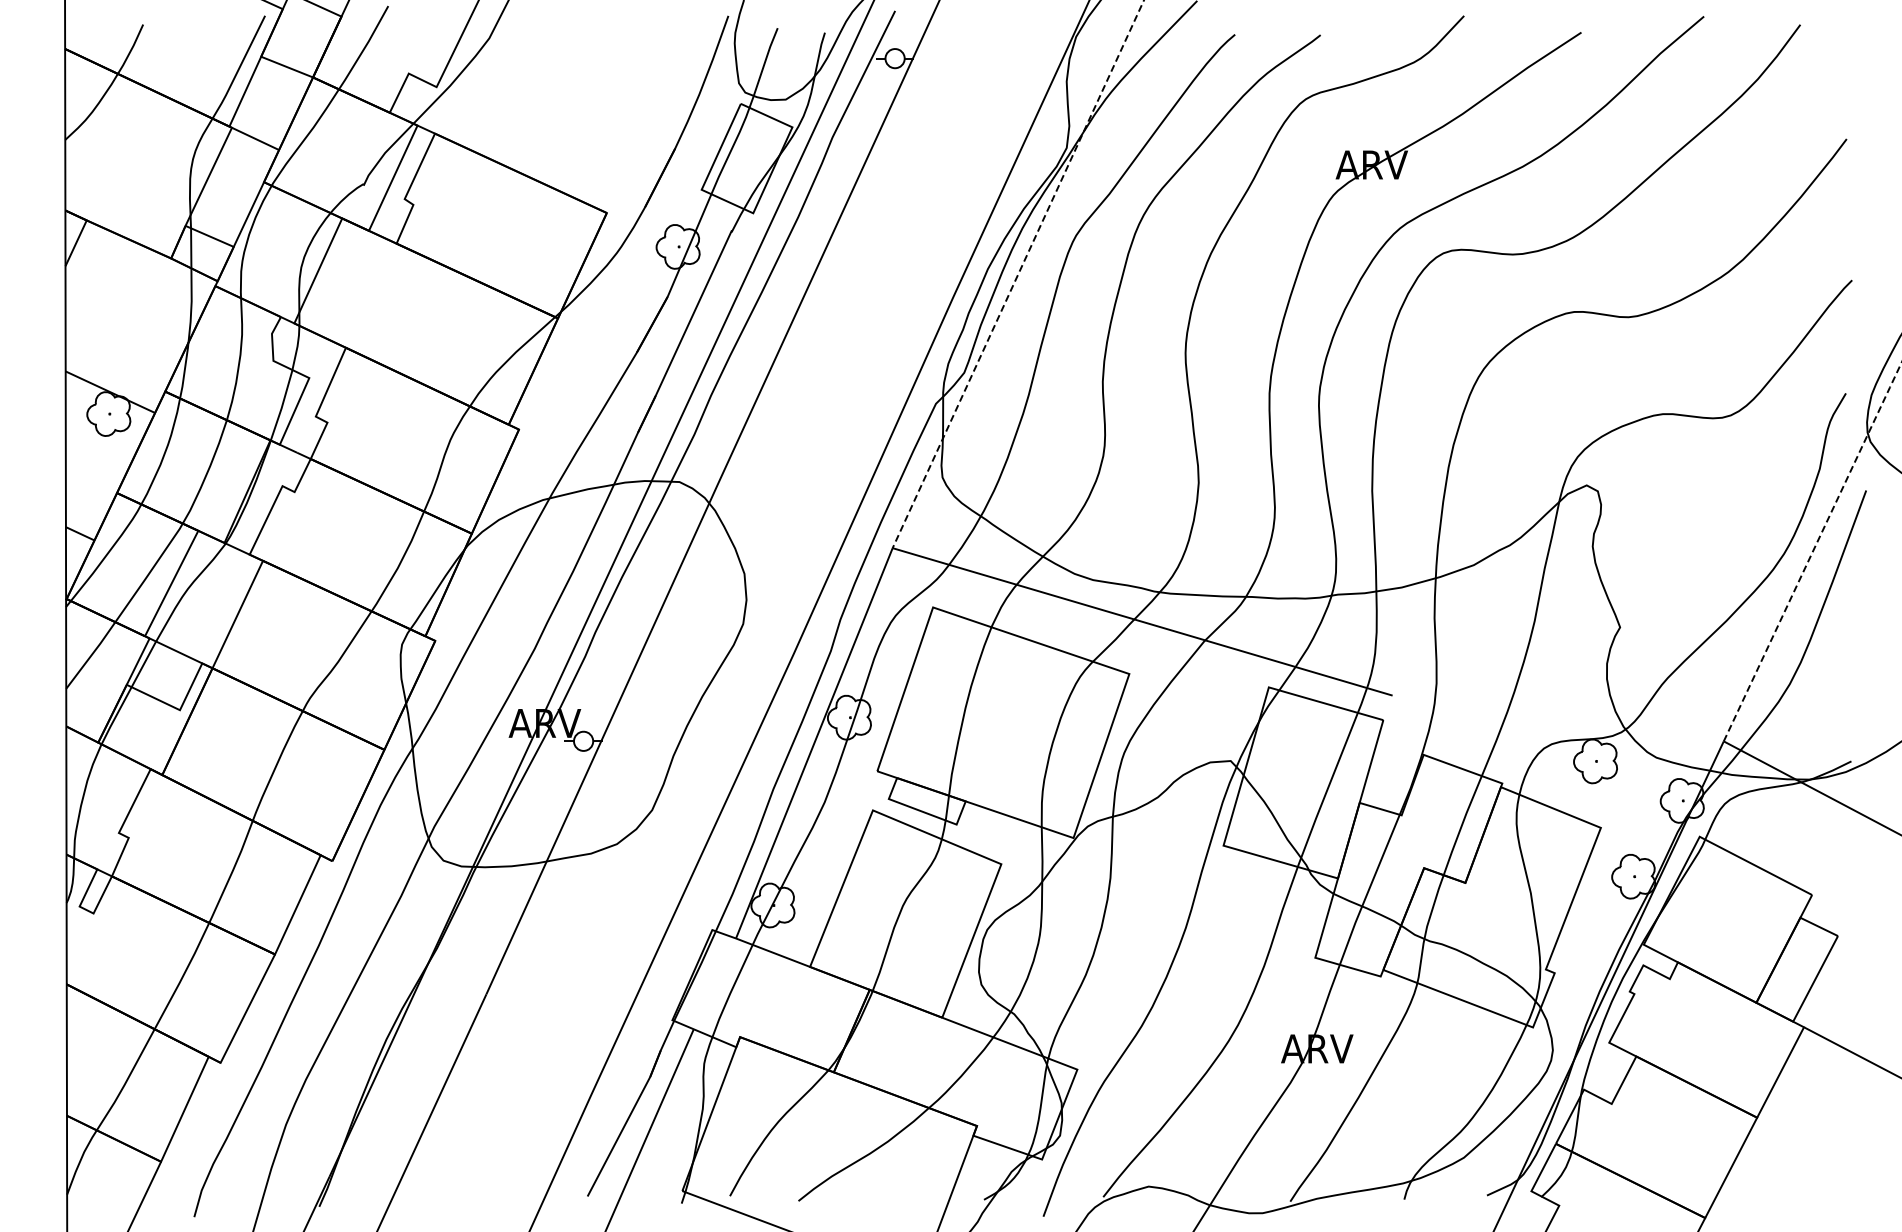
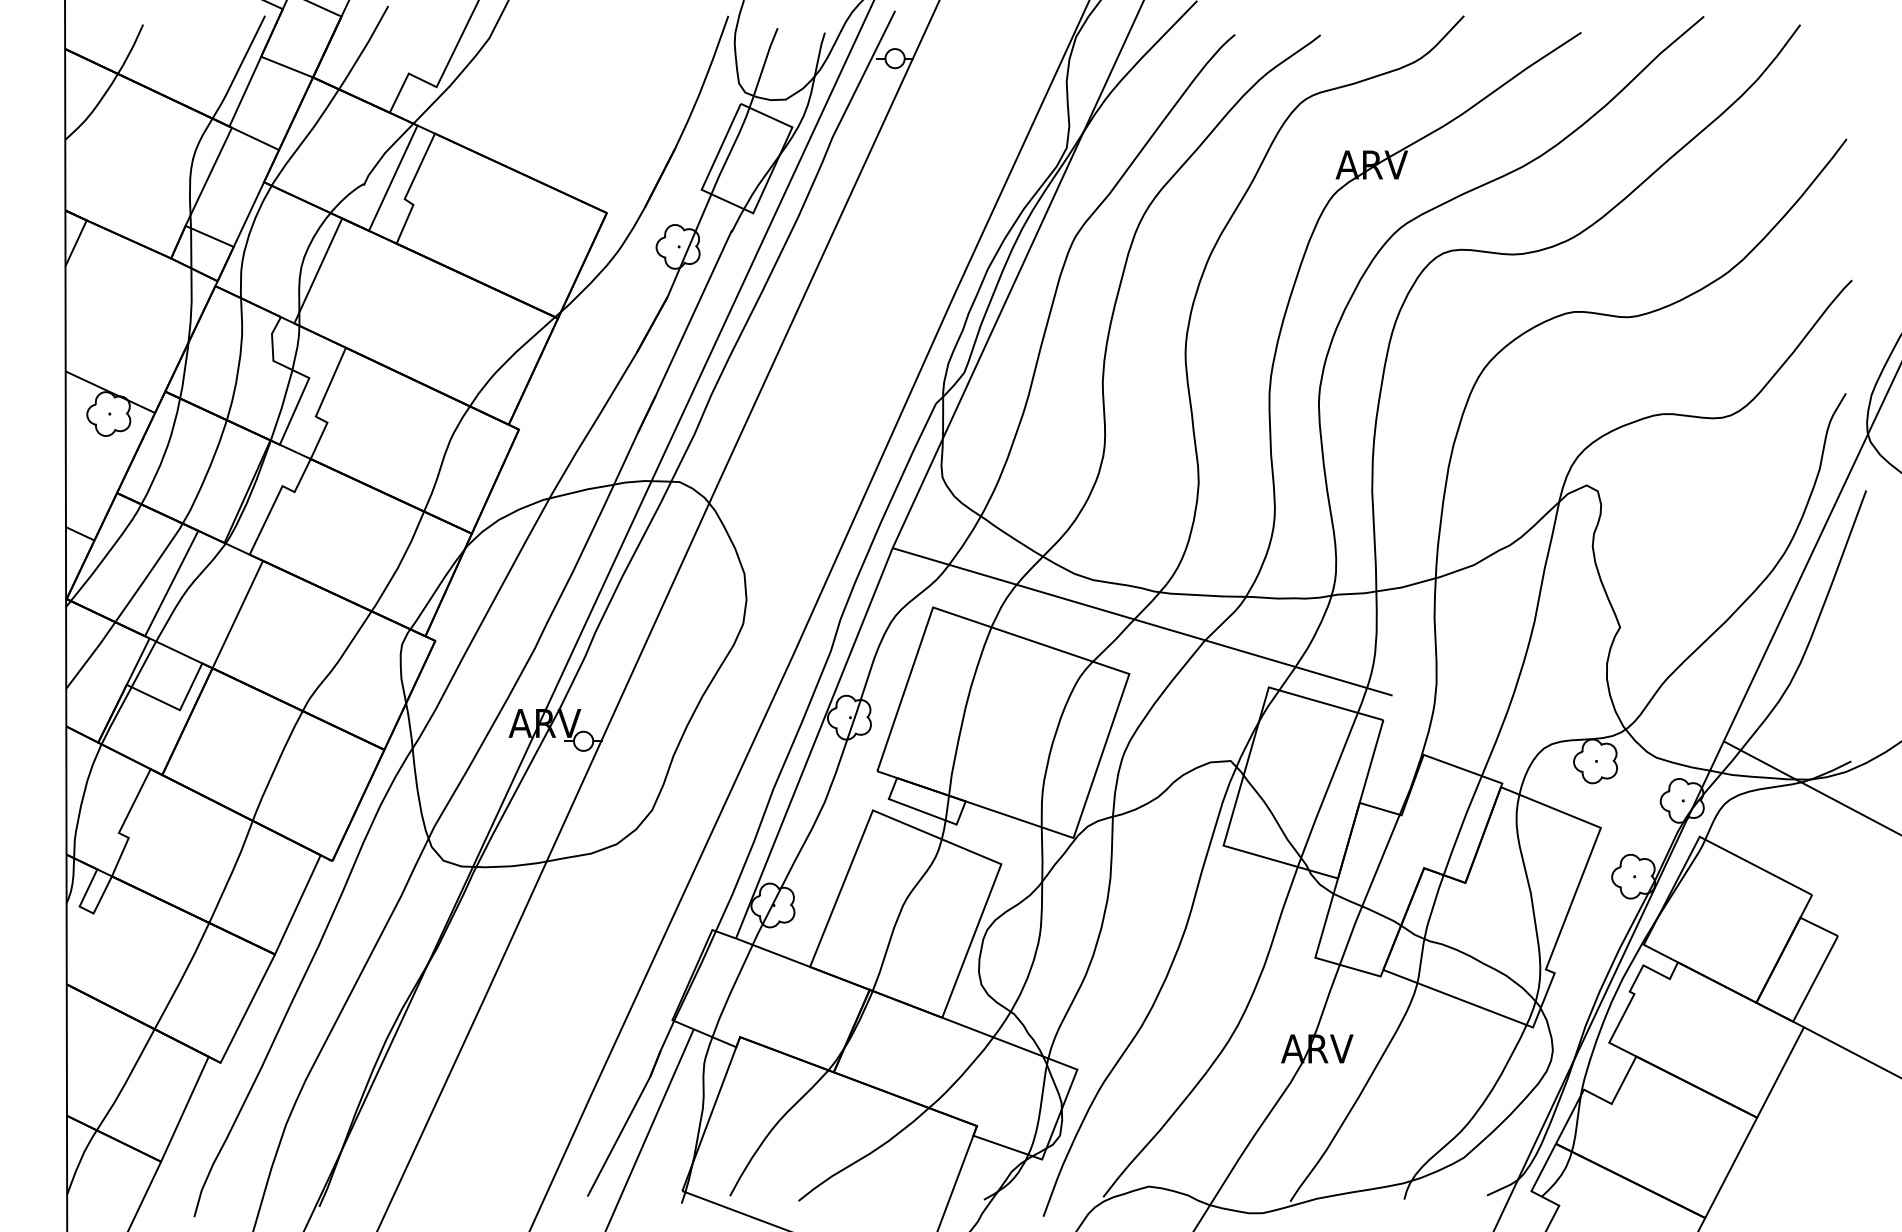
line: dashed -> solid (1018, 274)
line: dashed -> solid (1813, 550)
